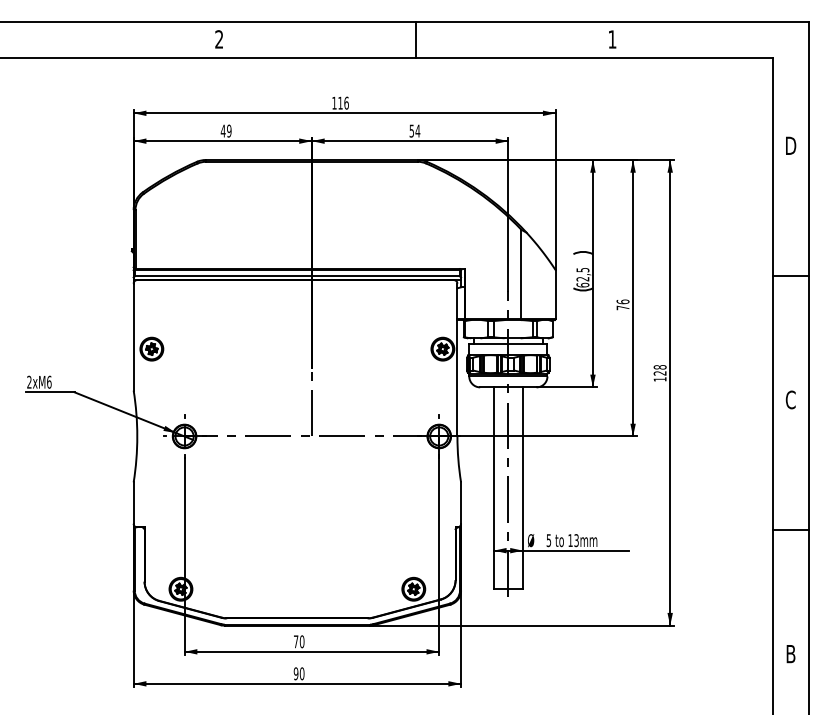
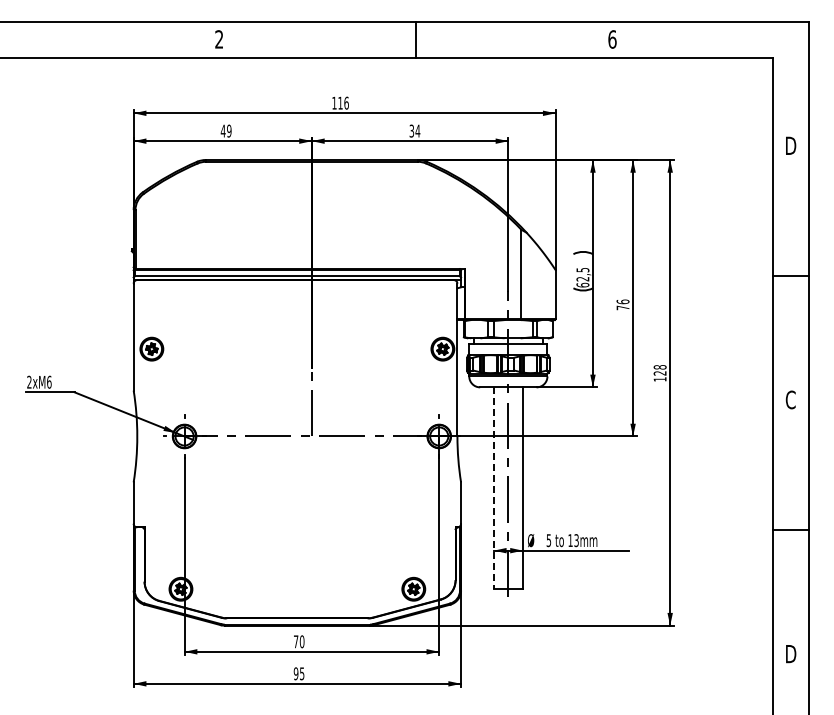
text: 1 -> 6 (612, 39)
text: 54 -> 34 (411, 130)
line: solid -> dashed (493, 488)
text: B -> D (791, 654)
text: 90 -> 95 (301, 673)
